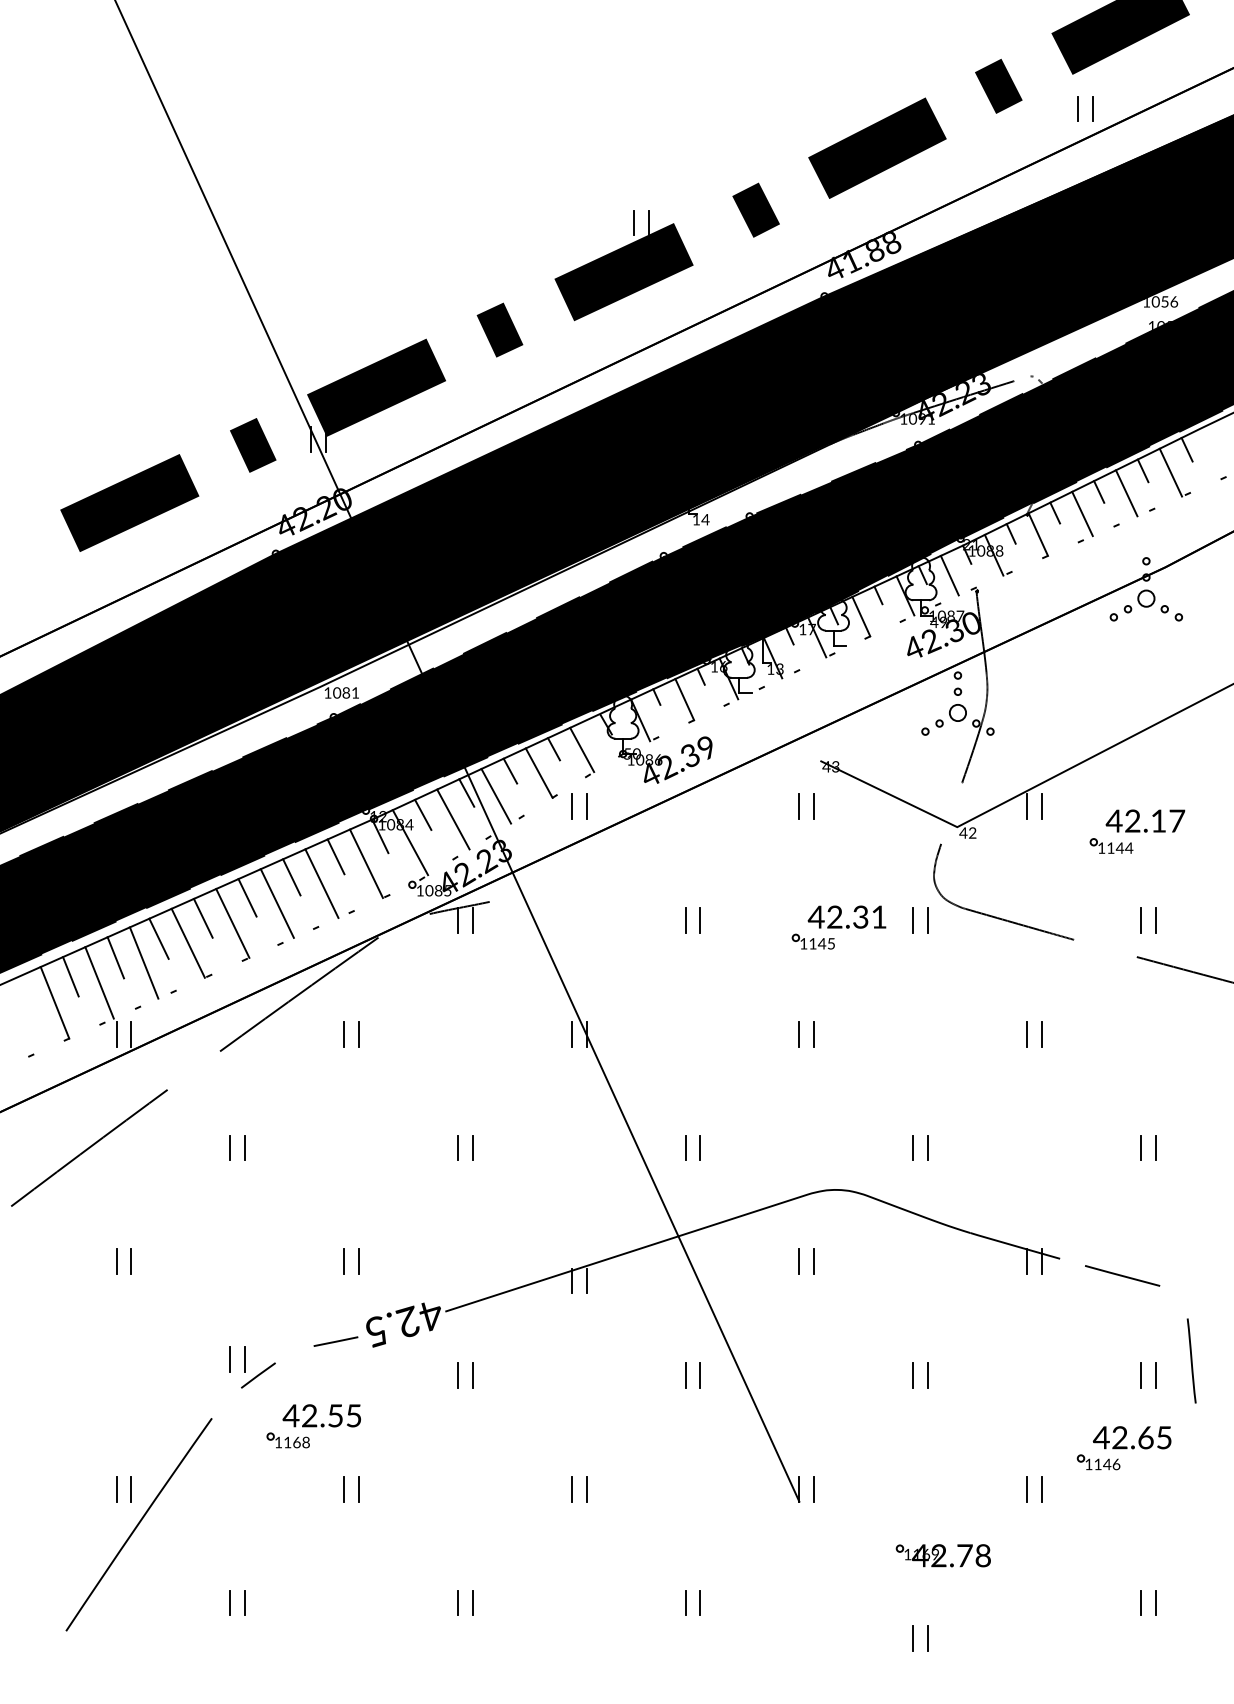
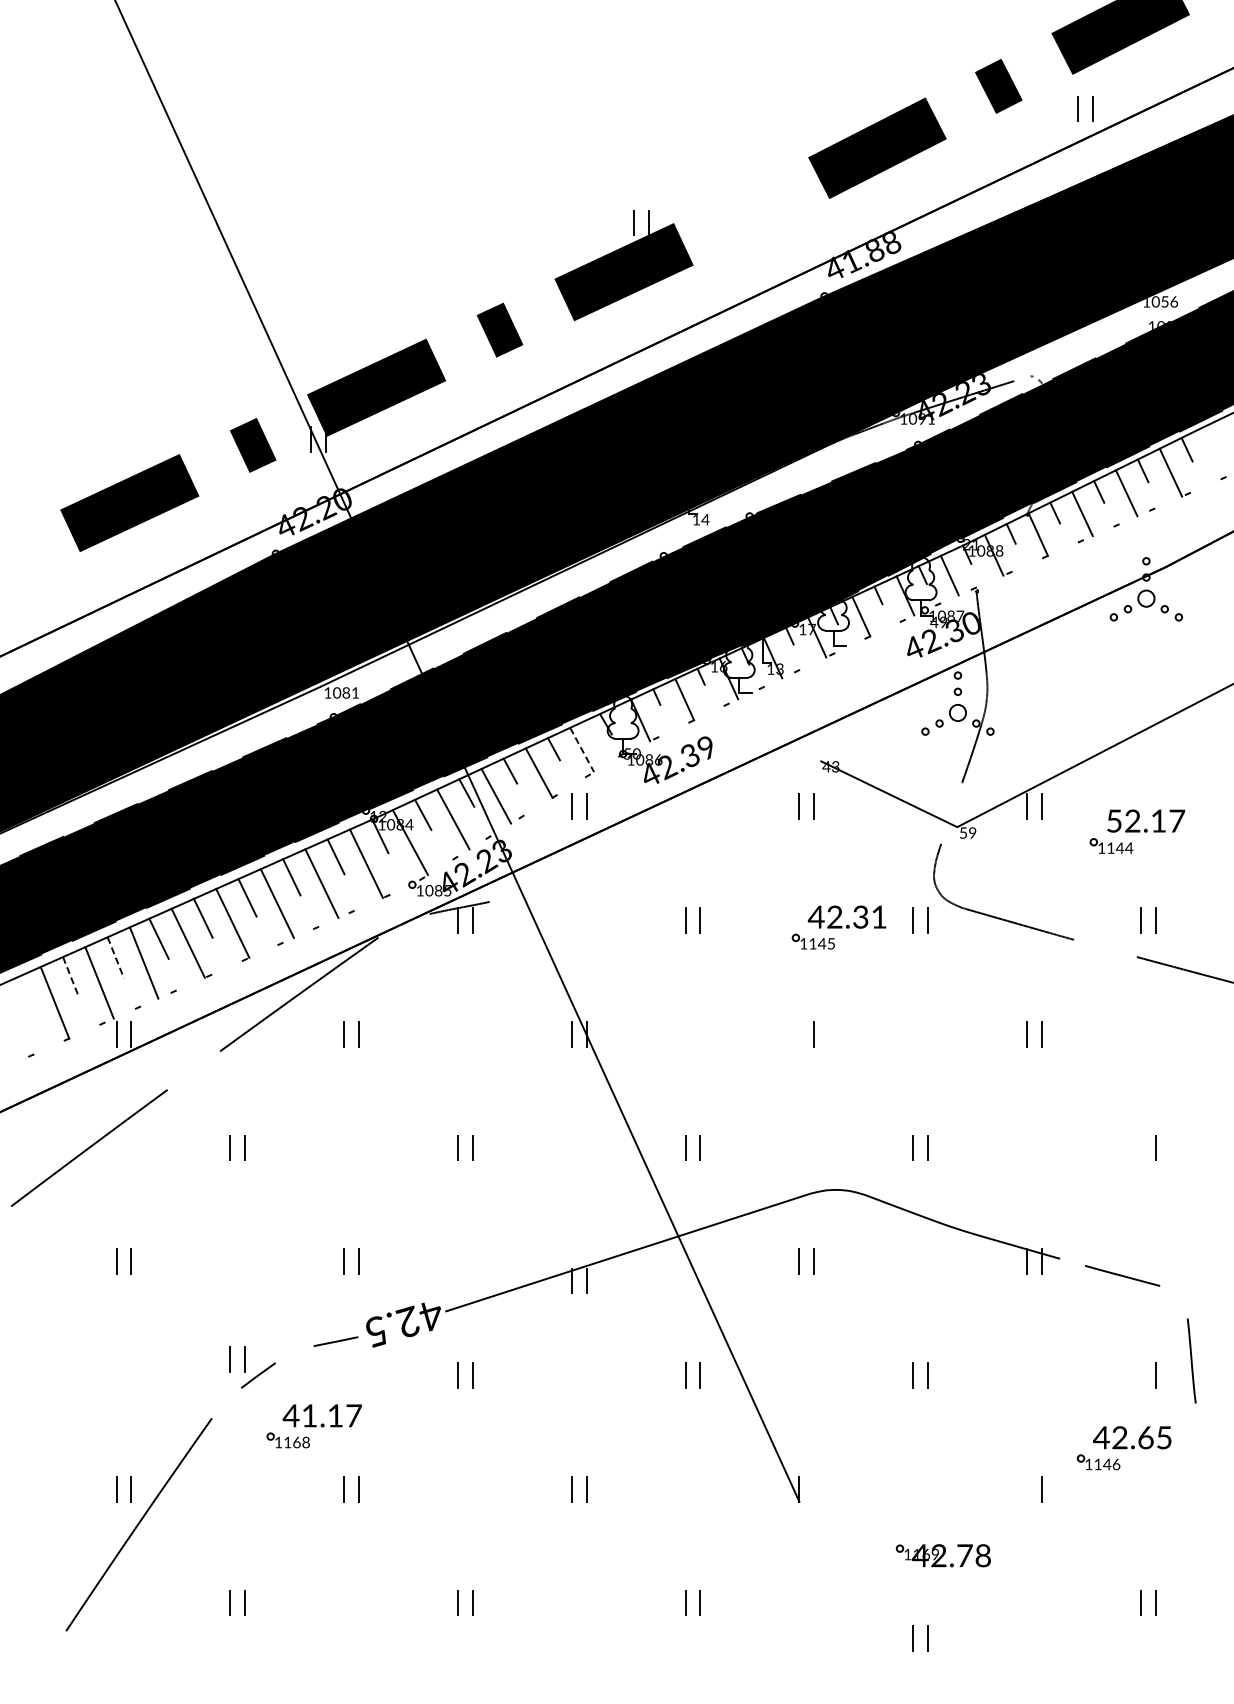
fill: present -> none (756, 209)
line: solid -> dashed (582, 750)
text: 42.17 -> 52.17 (1113, 820)
text: 42 -> 59 (967, 832)
line: solid -> dashed (116, 958)
line: solid -> dashed (71, 977)
line: present -> none (799, 1033)
line: present -> none (1140, 1147)
line: present -> none (1140, 1375)
text: 42.55 -> 41.17 (331, 1415)
line: present -> none (814, 1488)
line: present -> none (1026, 1488)
